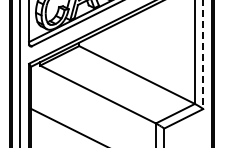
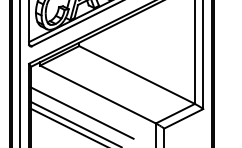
line: dashed -> solid (203, 55)
line: none -> present (81, 112)
line: none -> present (73, 122)
